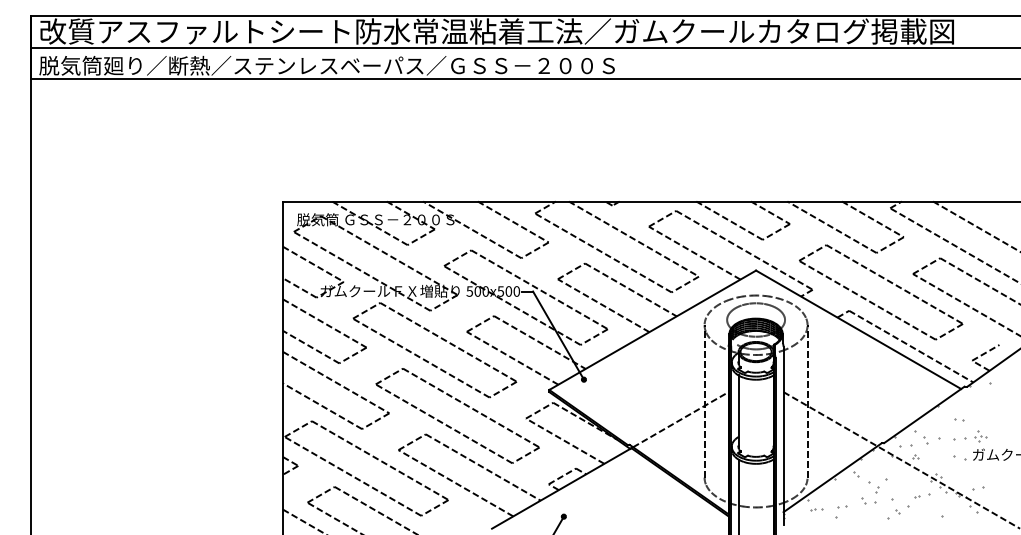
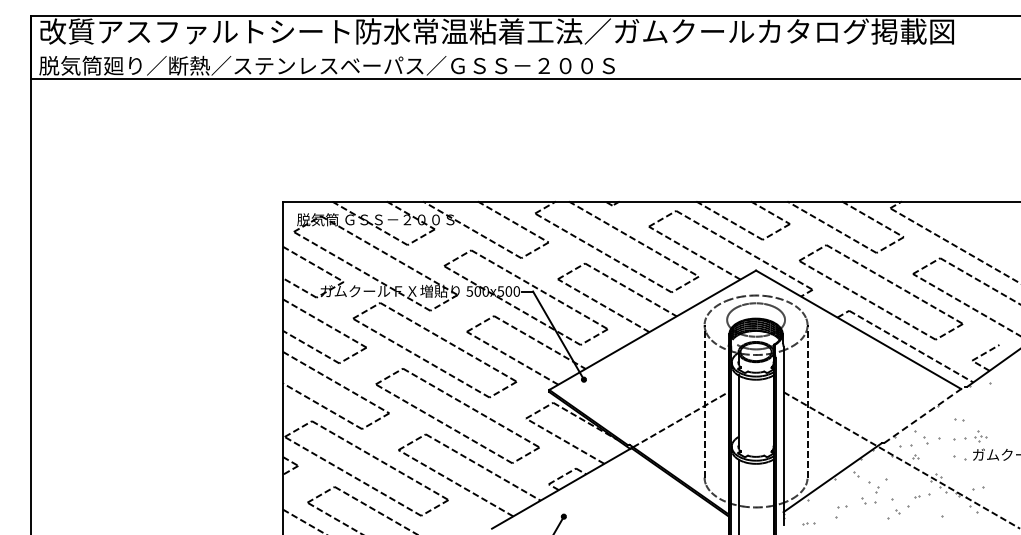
line: present -> none (523, 47)
line: present -> none (975, 225)
line: solid -> dashed (924, 414)
part position: (816, 509) -> (808, 523) (808, 523)
